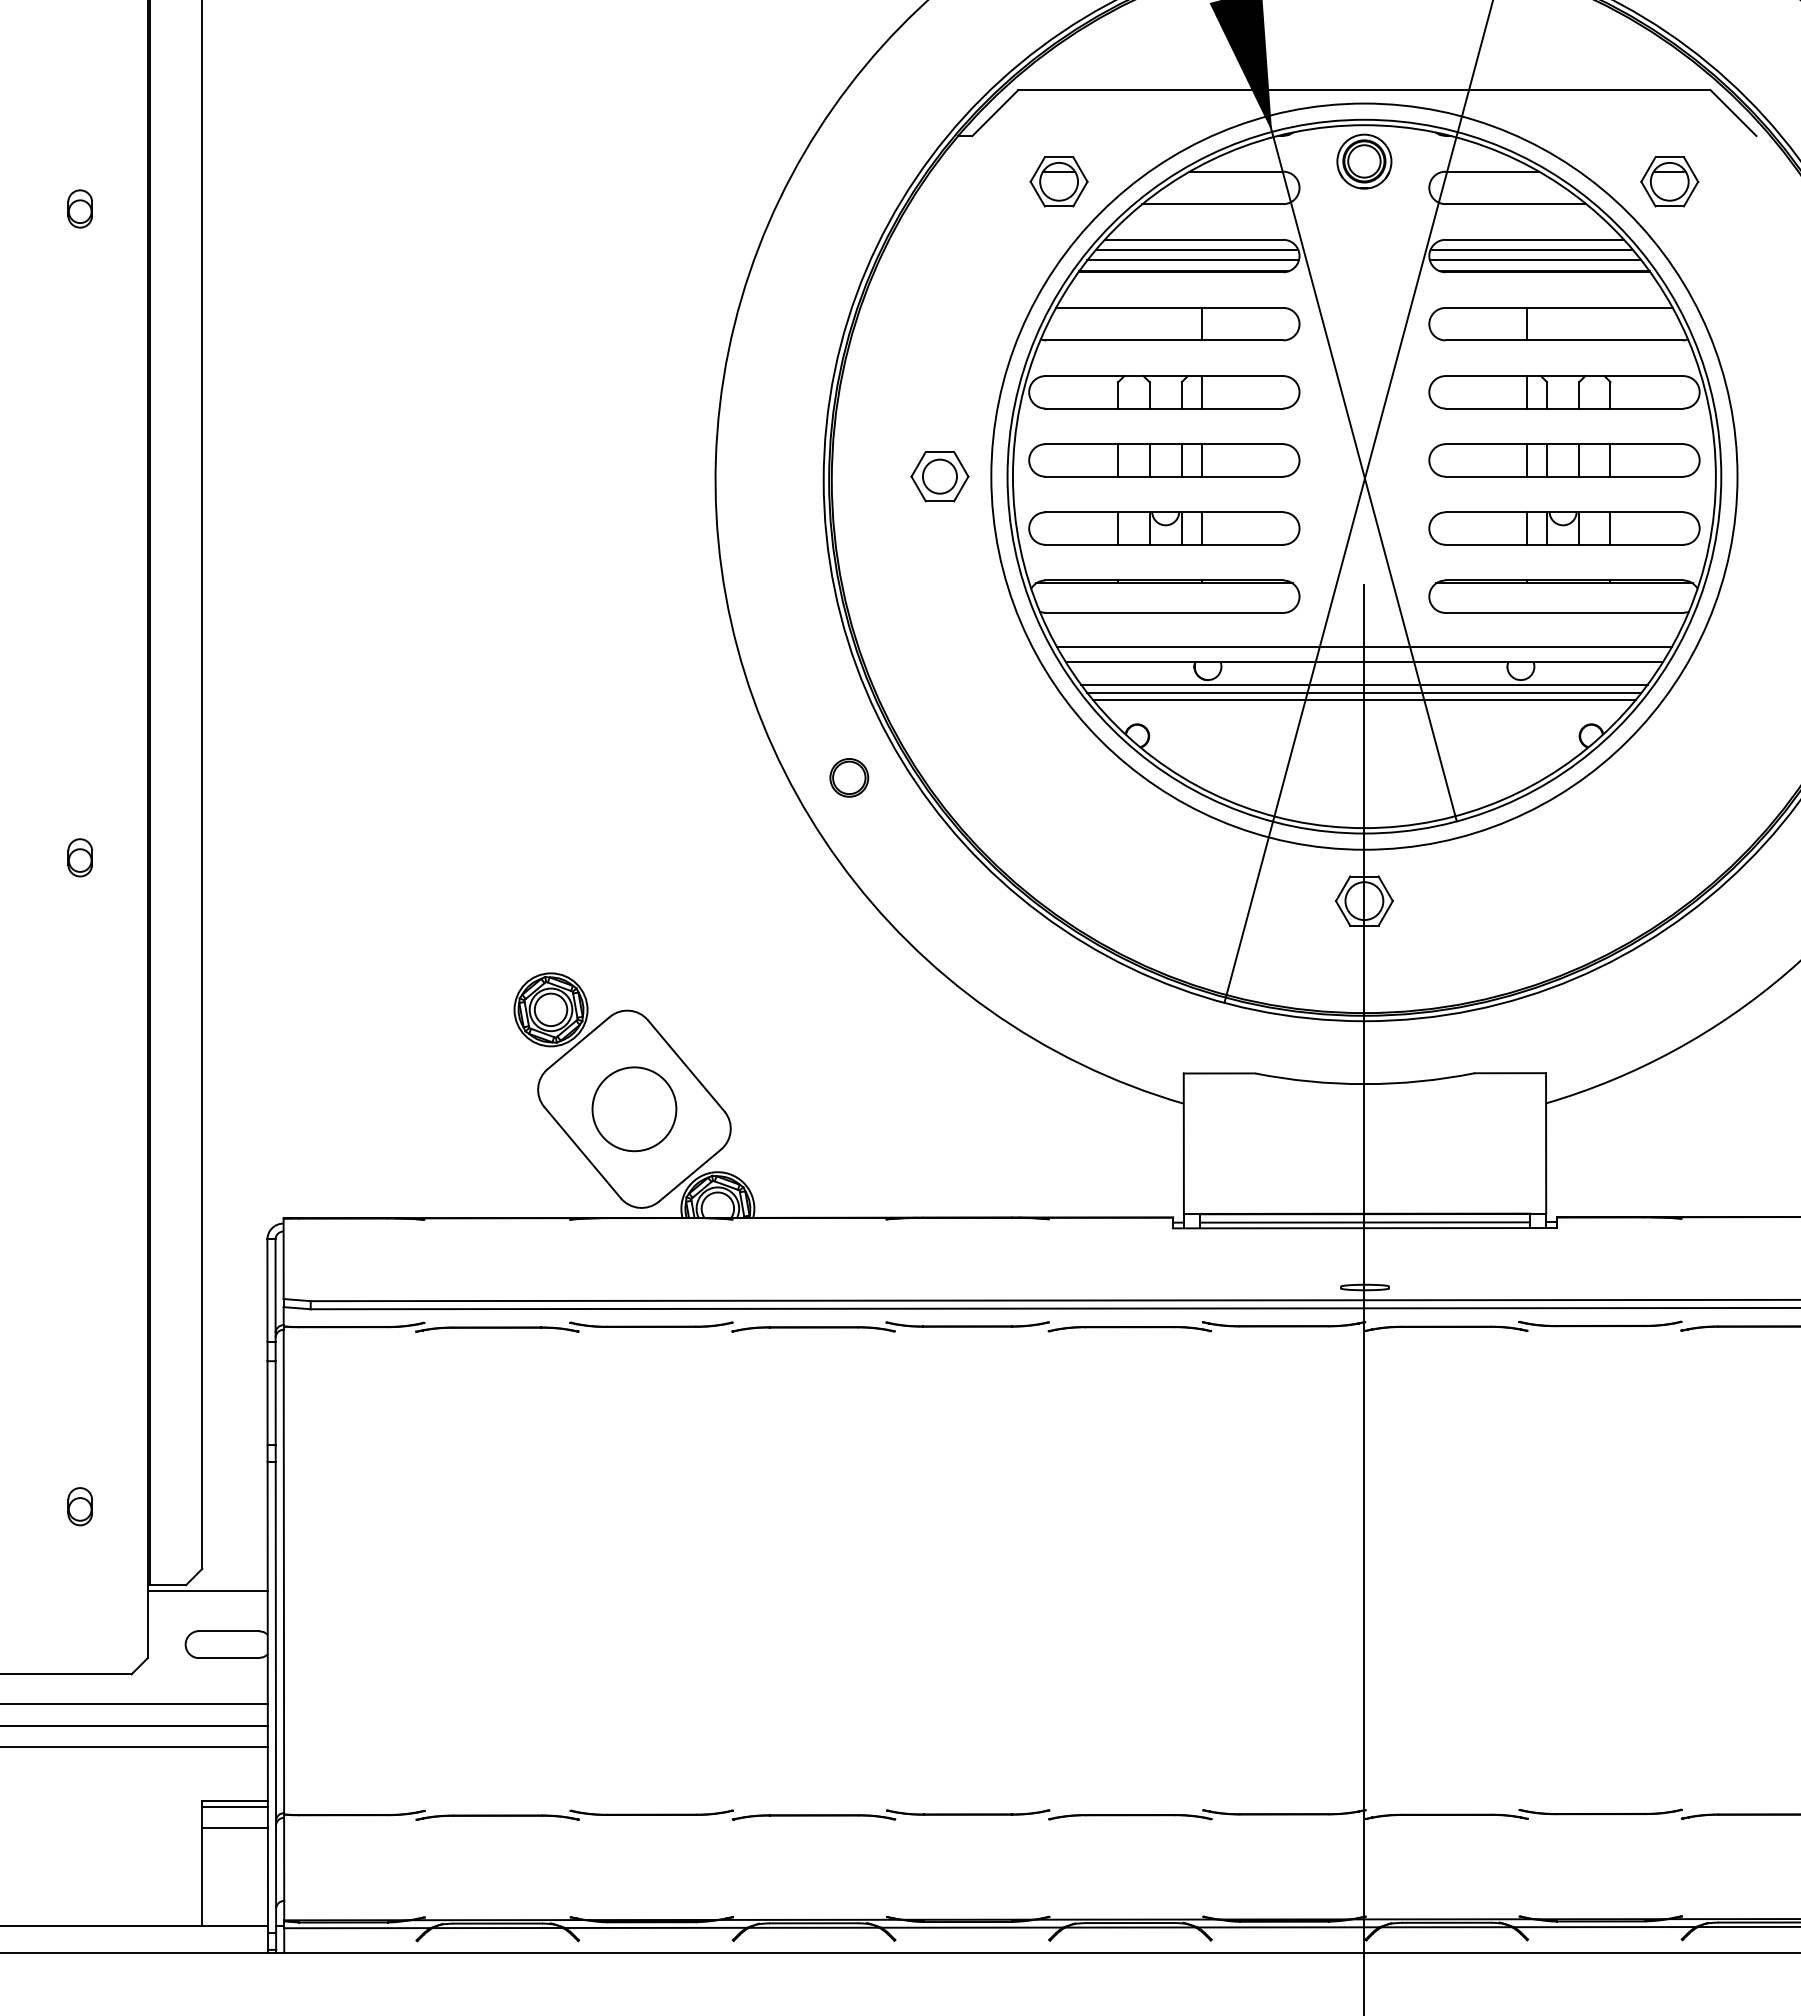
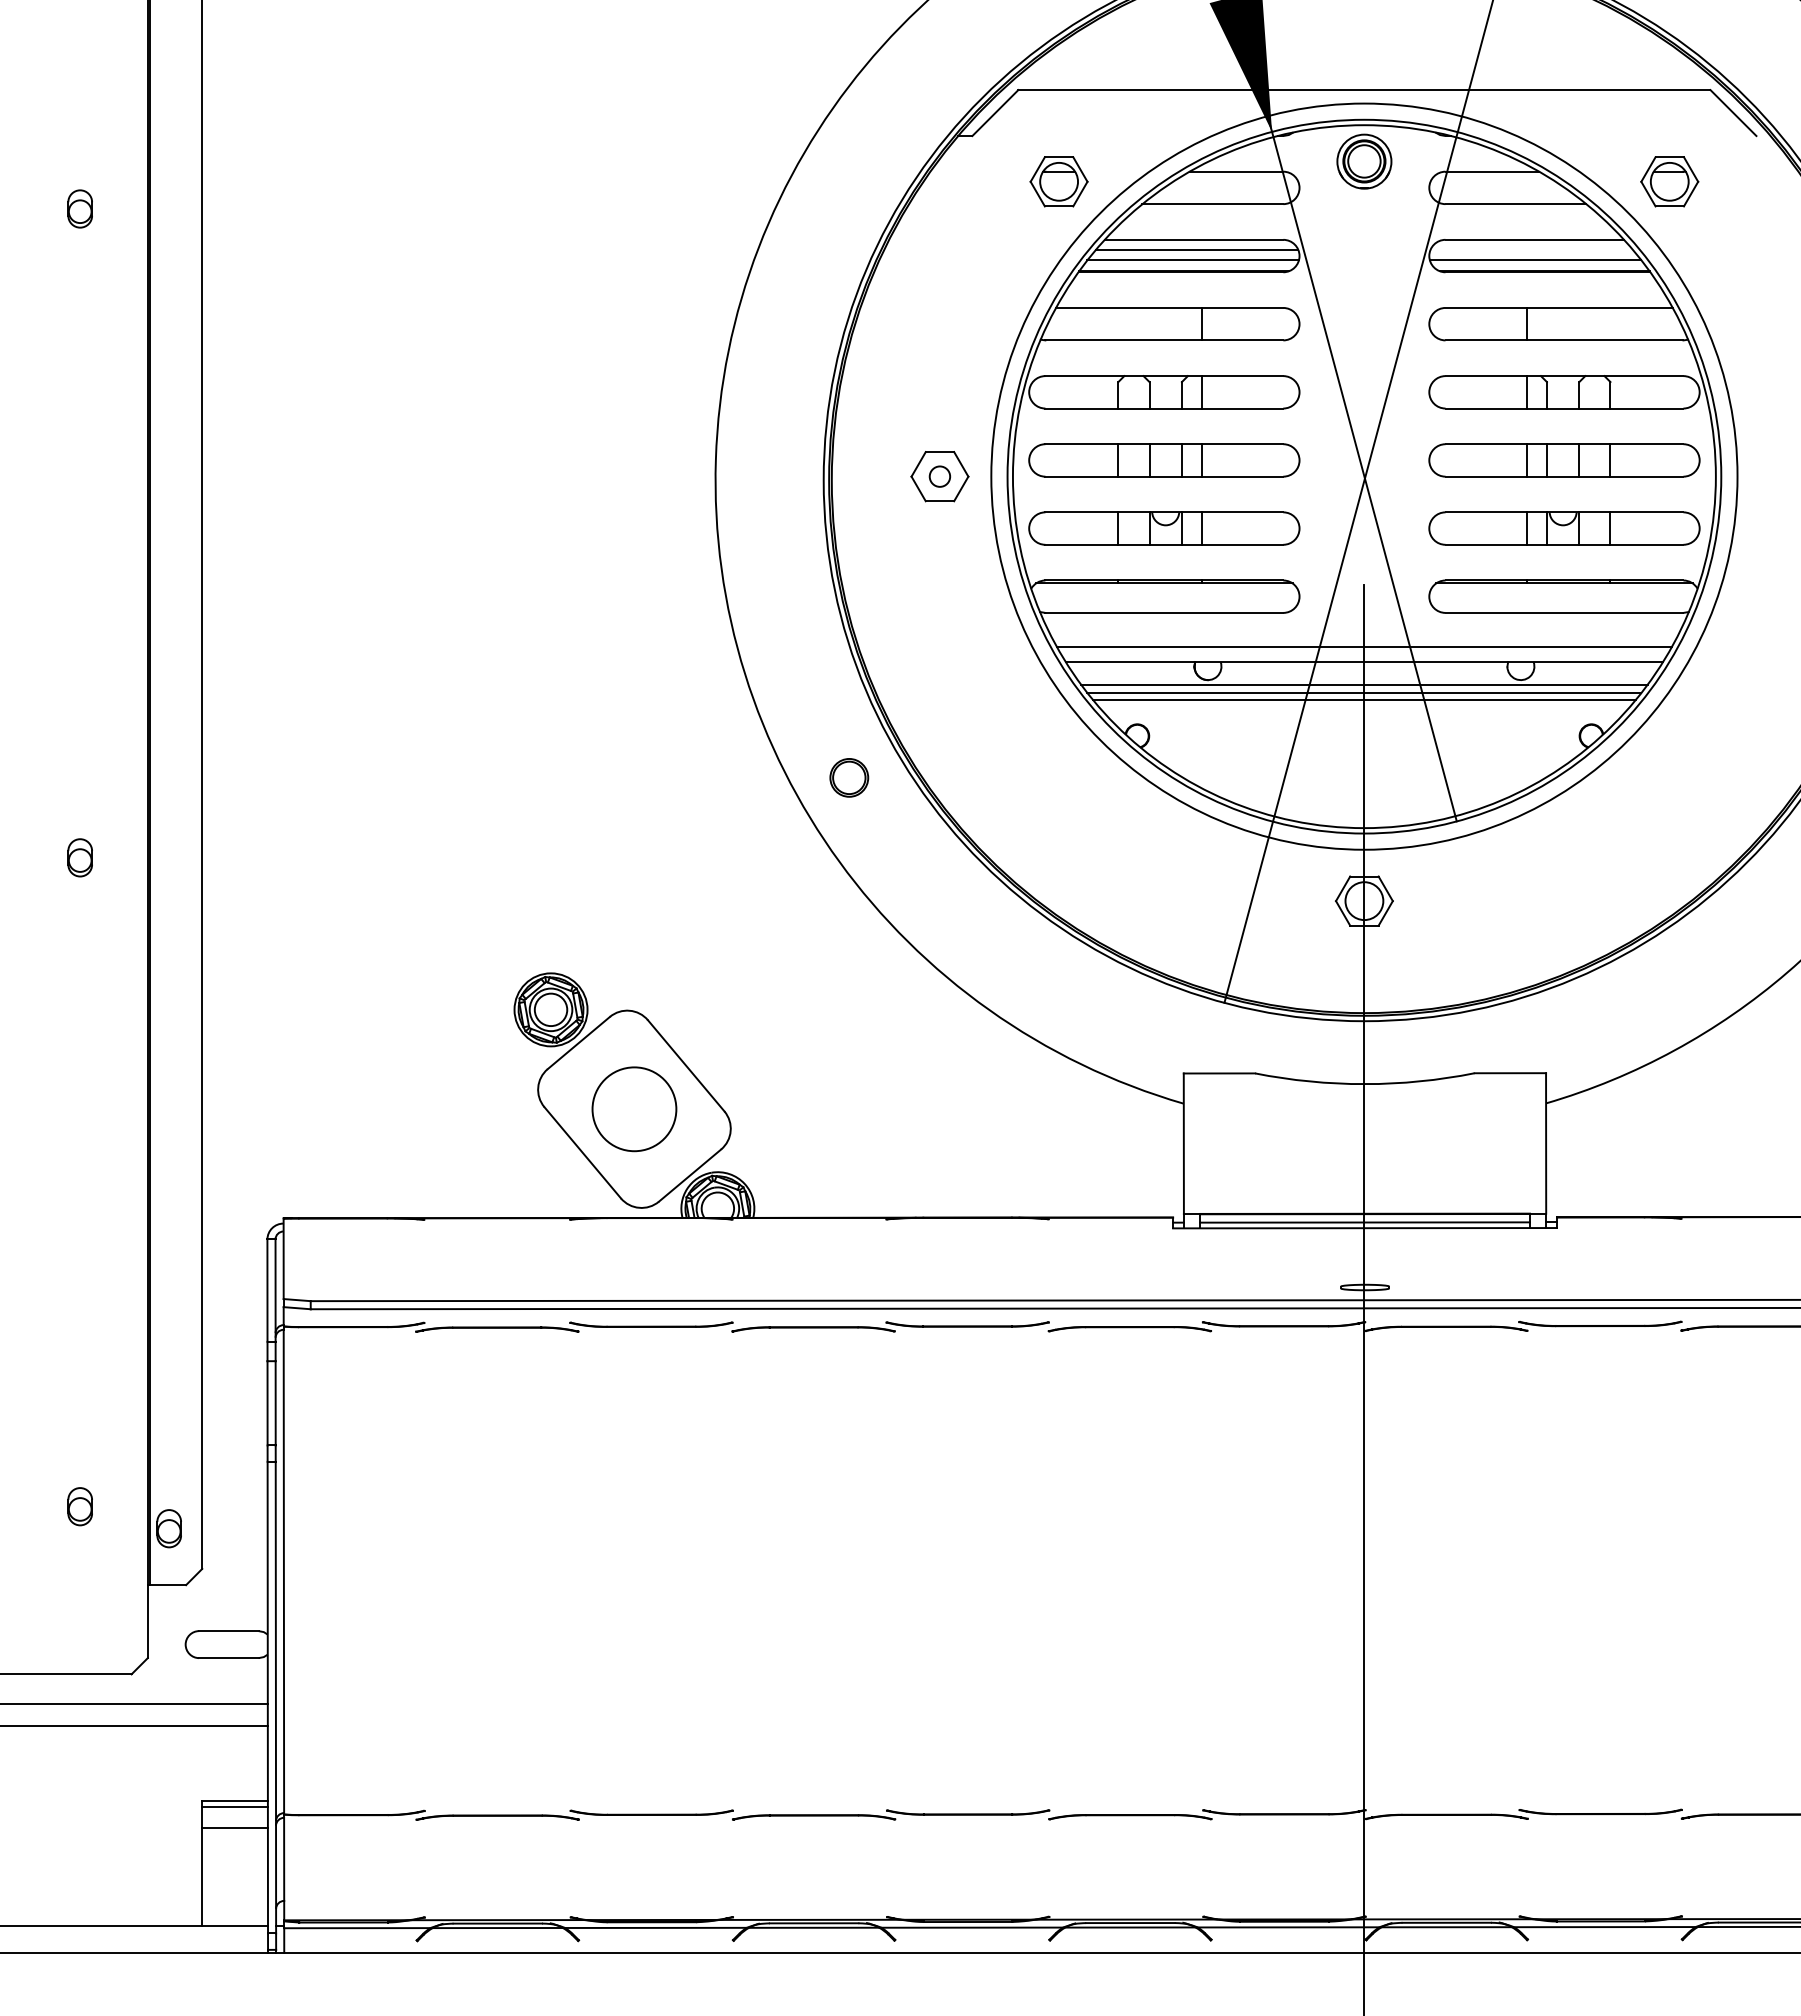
line: present -> none (1531, 249)
circle diameter: 34 px -> 20 px (939, 476)
part: none -> present (168, 1528)
line: present -> none (207, 1590)
line: present -> none (134, 1747)
